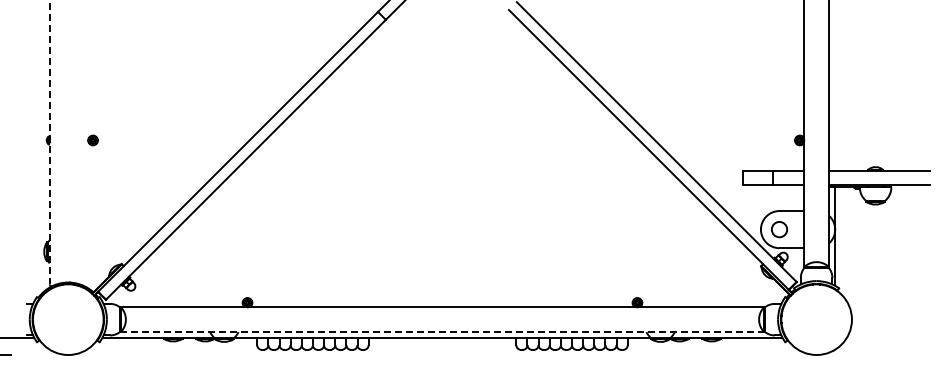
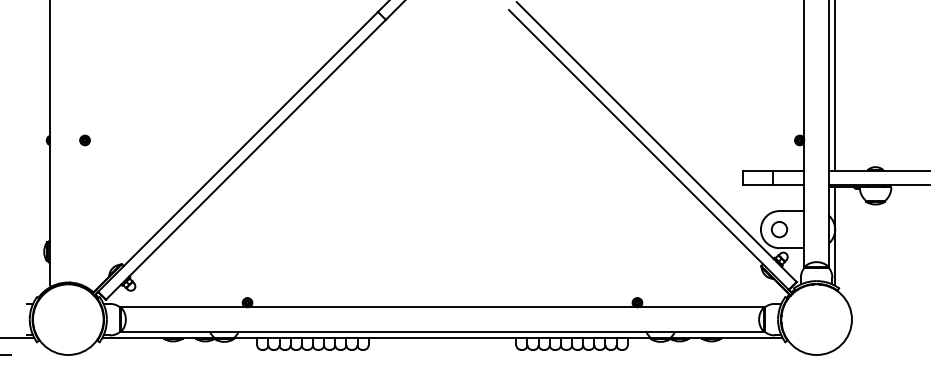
line: none -> present (835, 86)
part position: (92, 140) -> (84, 140) (84, 140)
line: dashed -> solid (49, 142)
line: dashed -> solid (442, 332)
